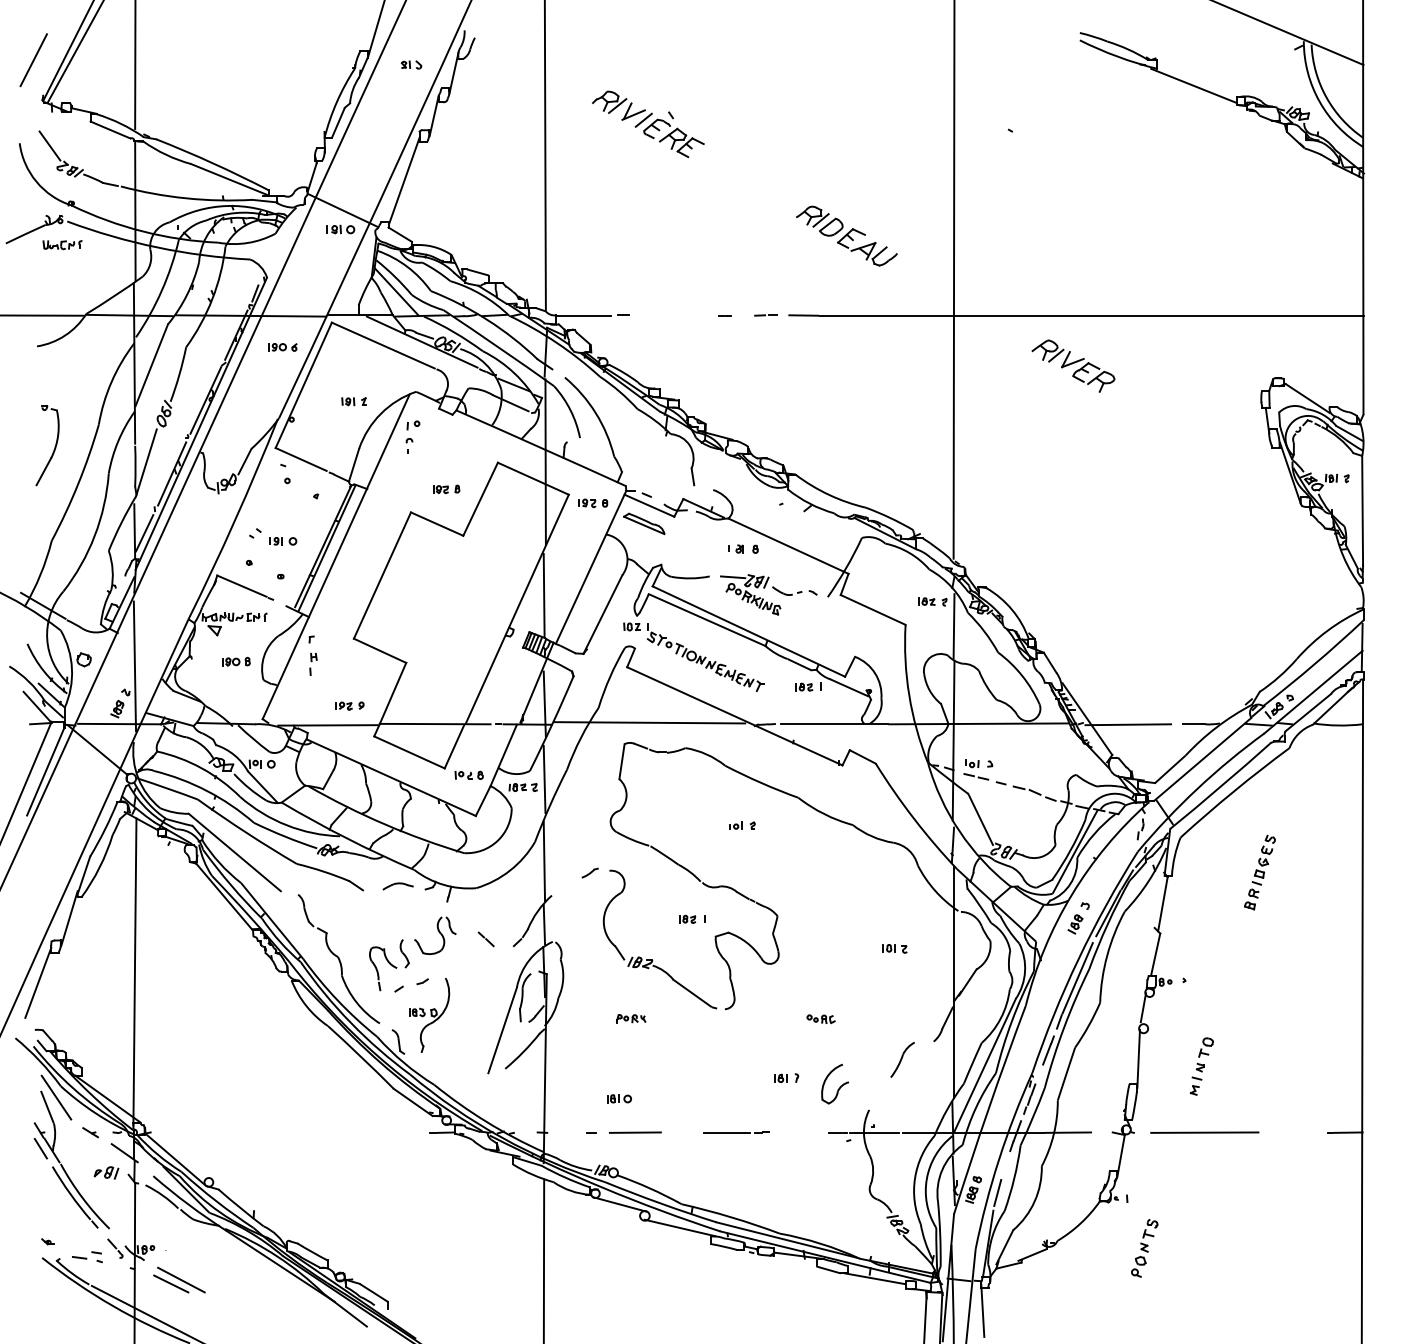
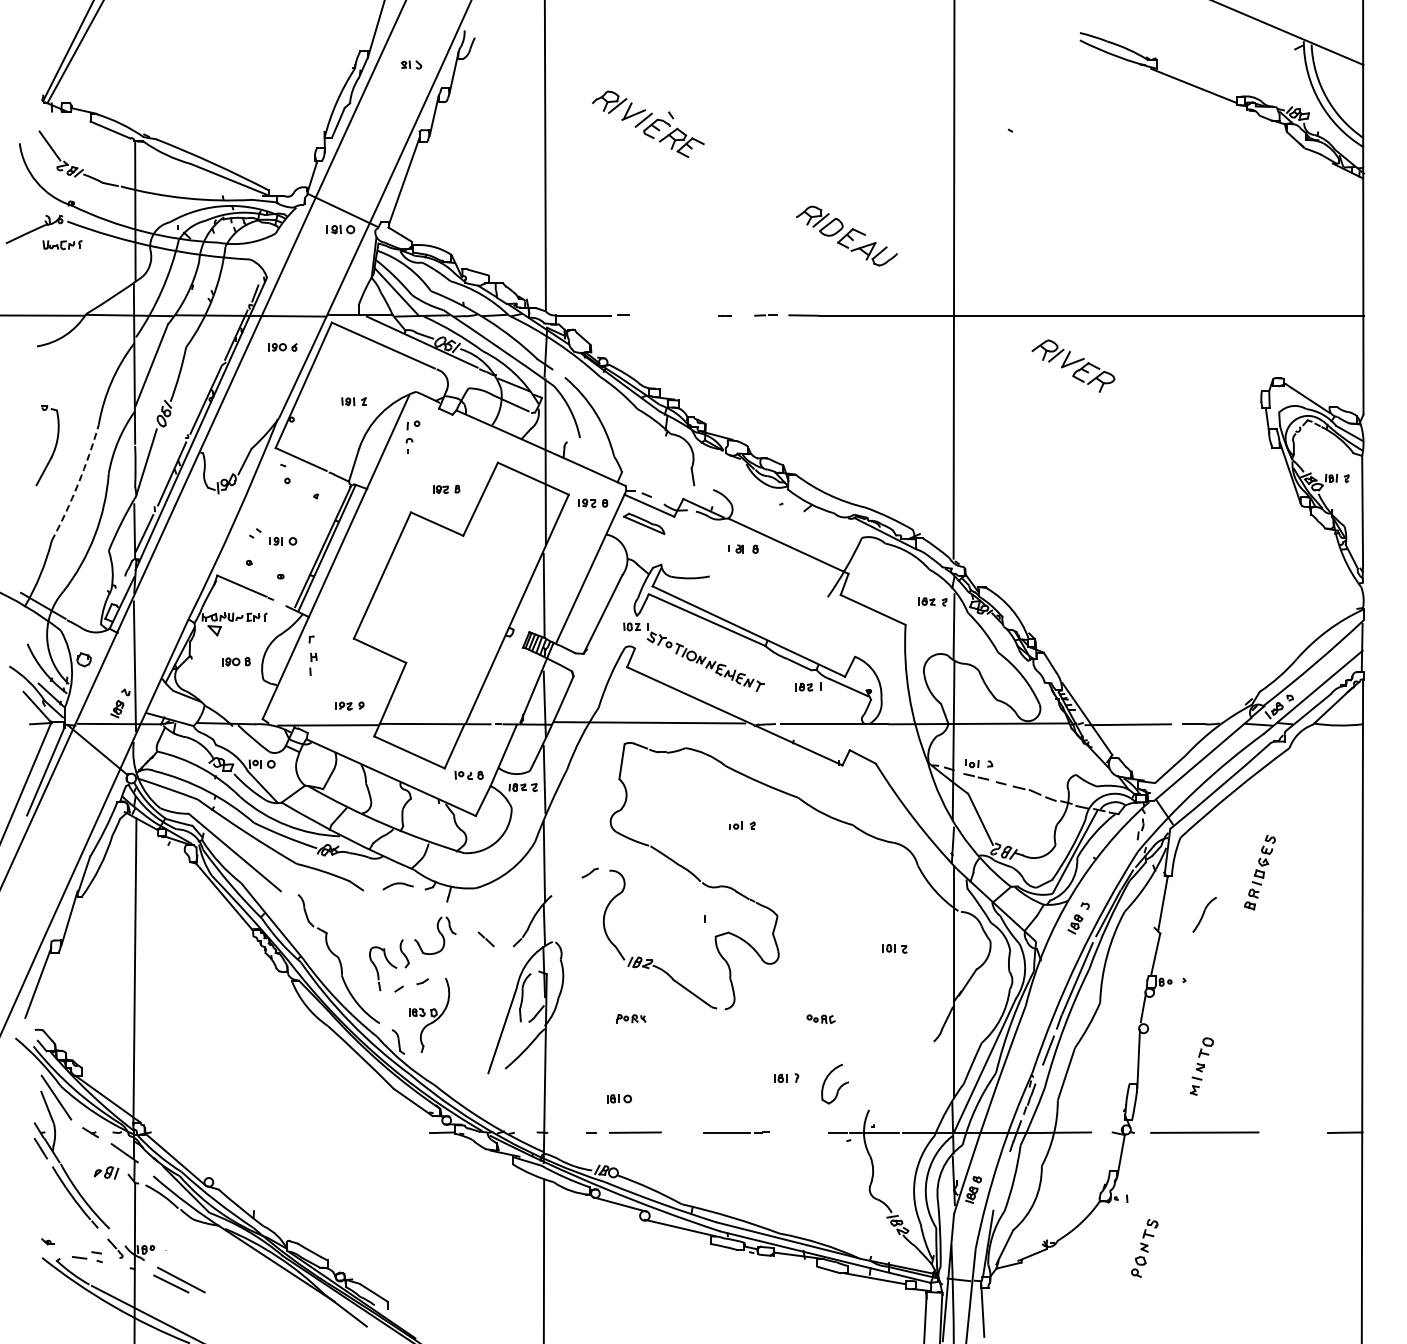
line: present -> none (33, 60)
line: present -> none (135, 65)
arc: solid -> dashed (78, 484)
part: present -> none (763, 598)
part: present -> none (687, 918)
part position: (902, 1059) -> (1204, 914) (1204, 914)
line: present -> none (997, 1192)
